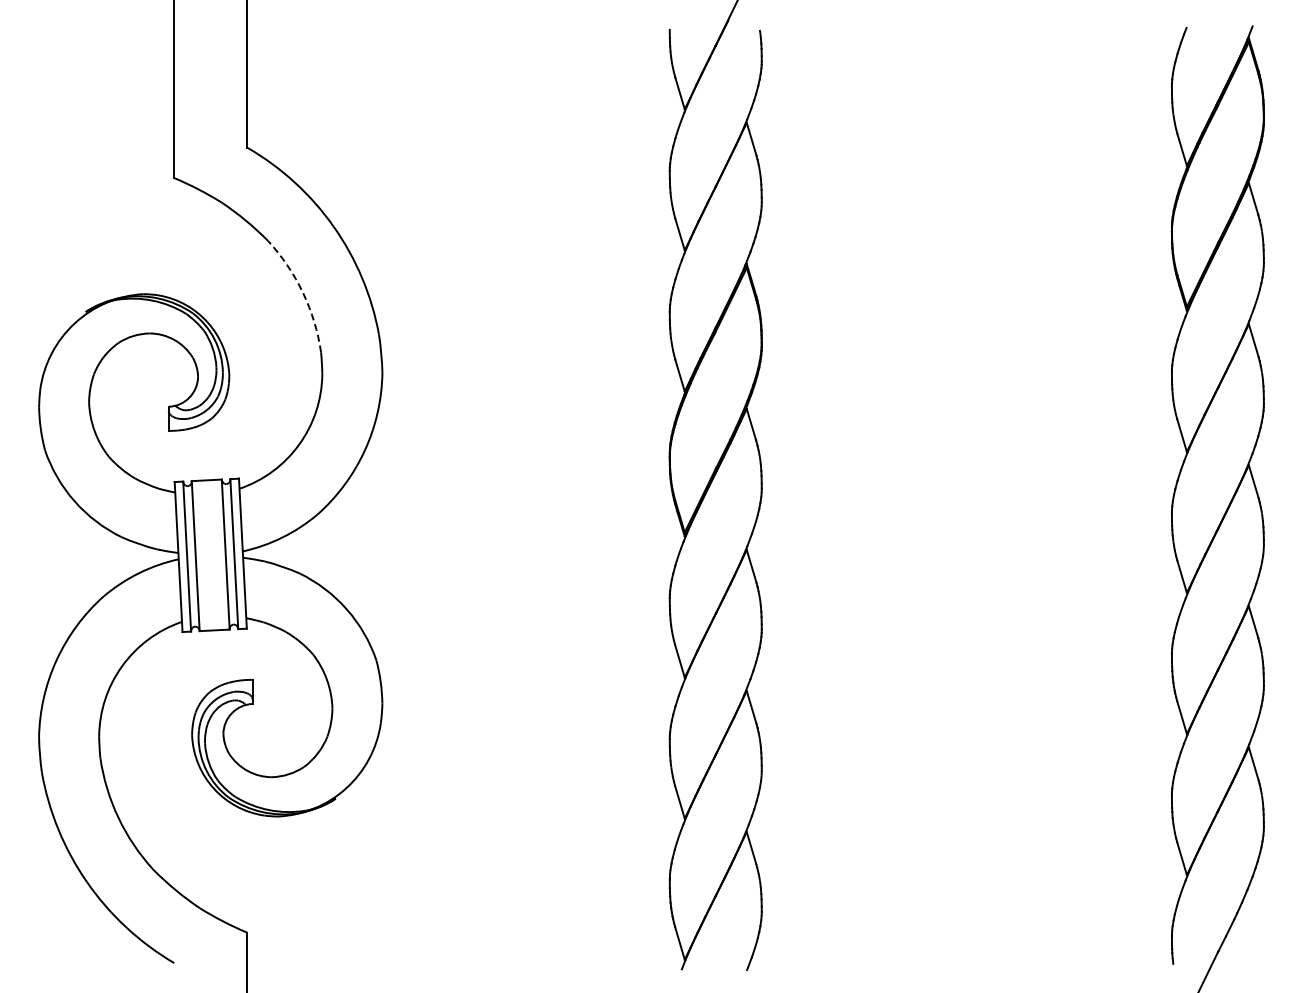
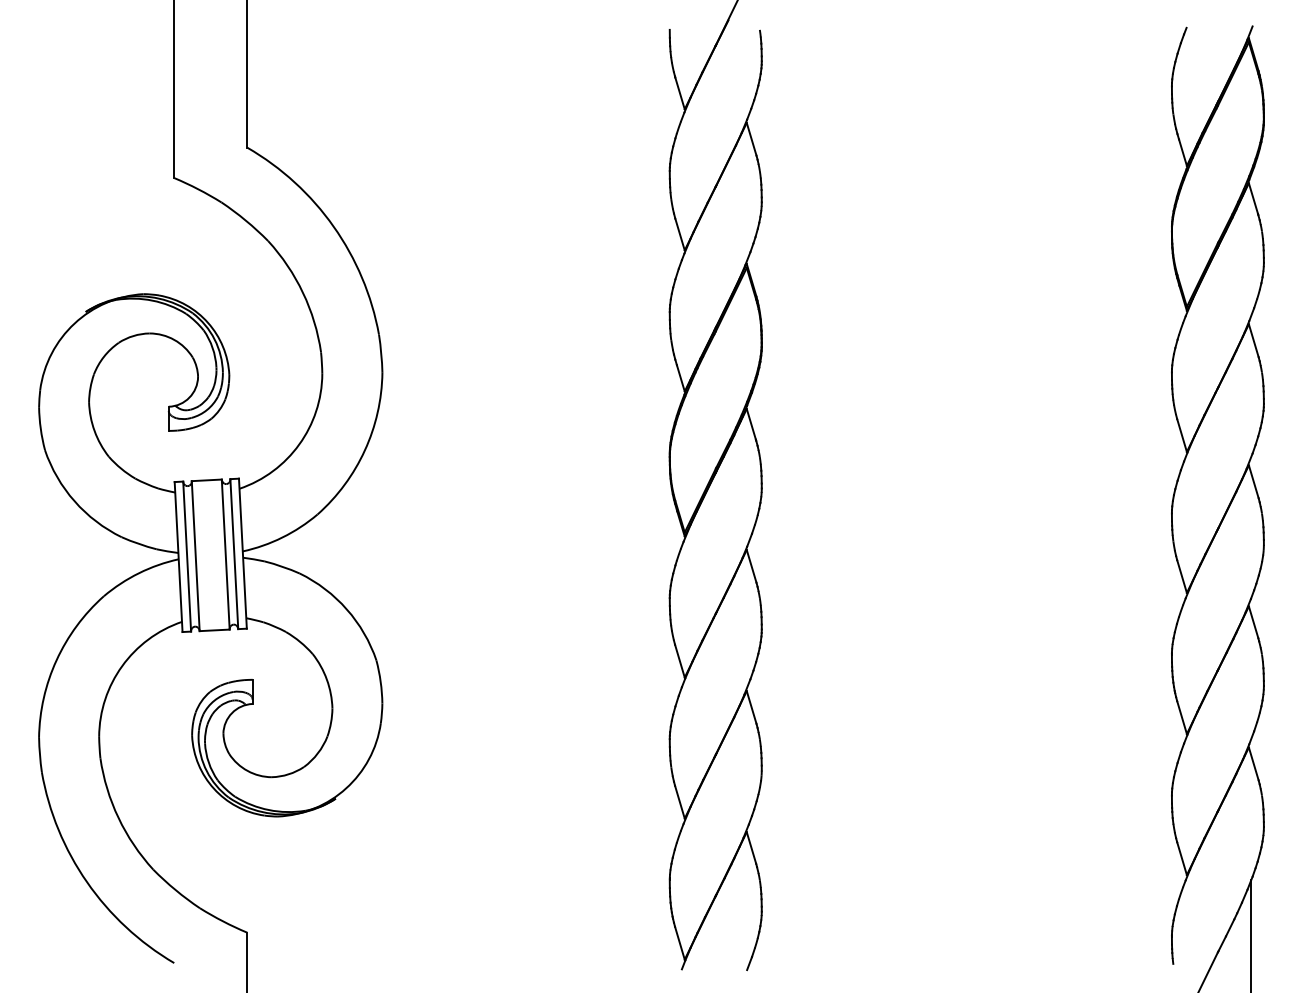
arc: dashed -> solid (303, 292)
line: none -> present (1251, 934)
